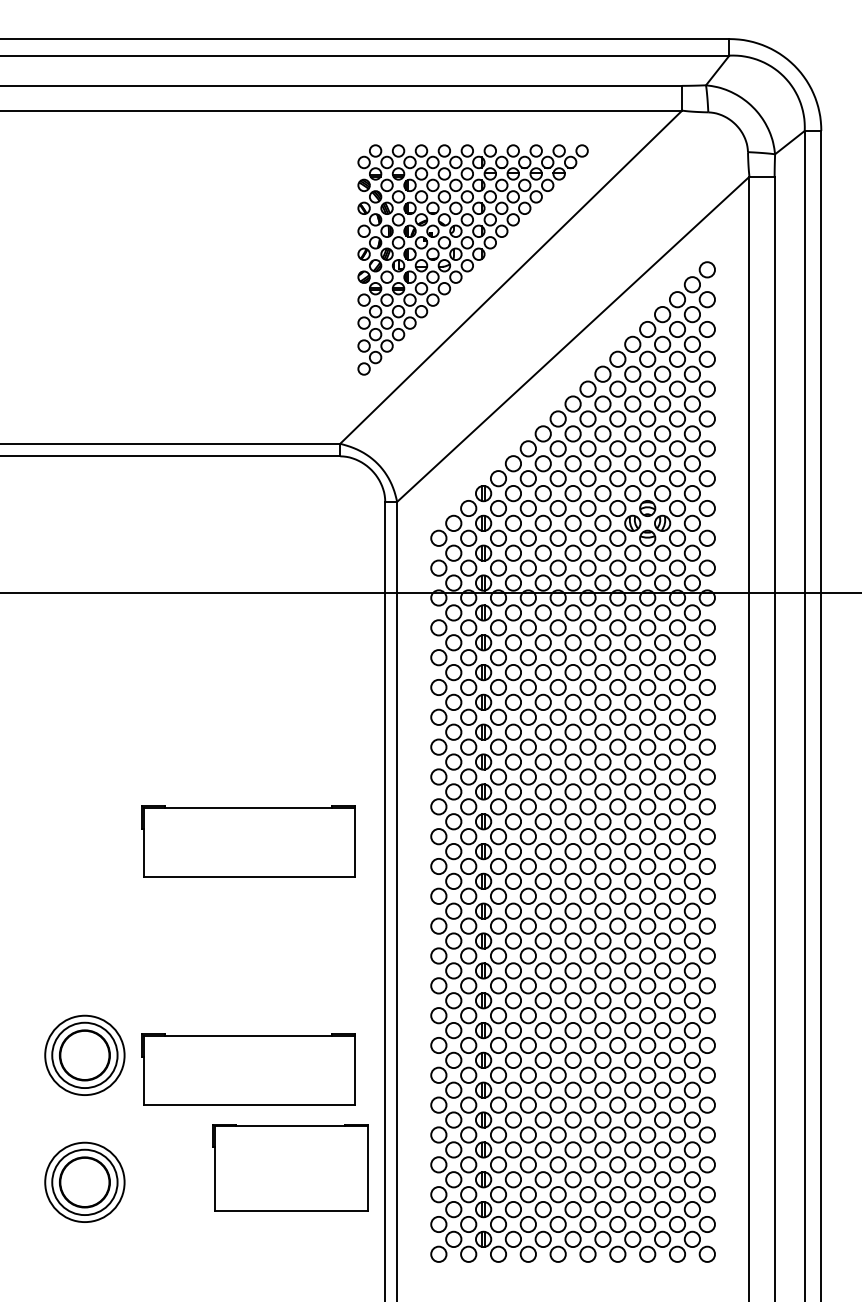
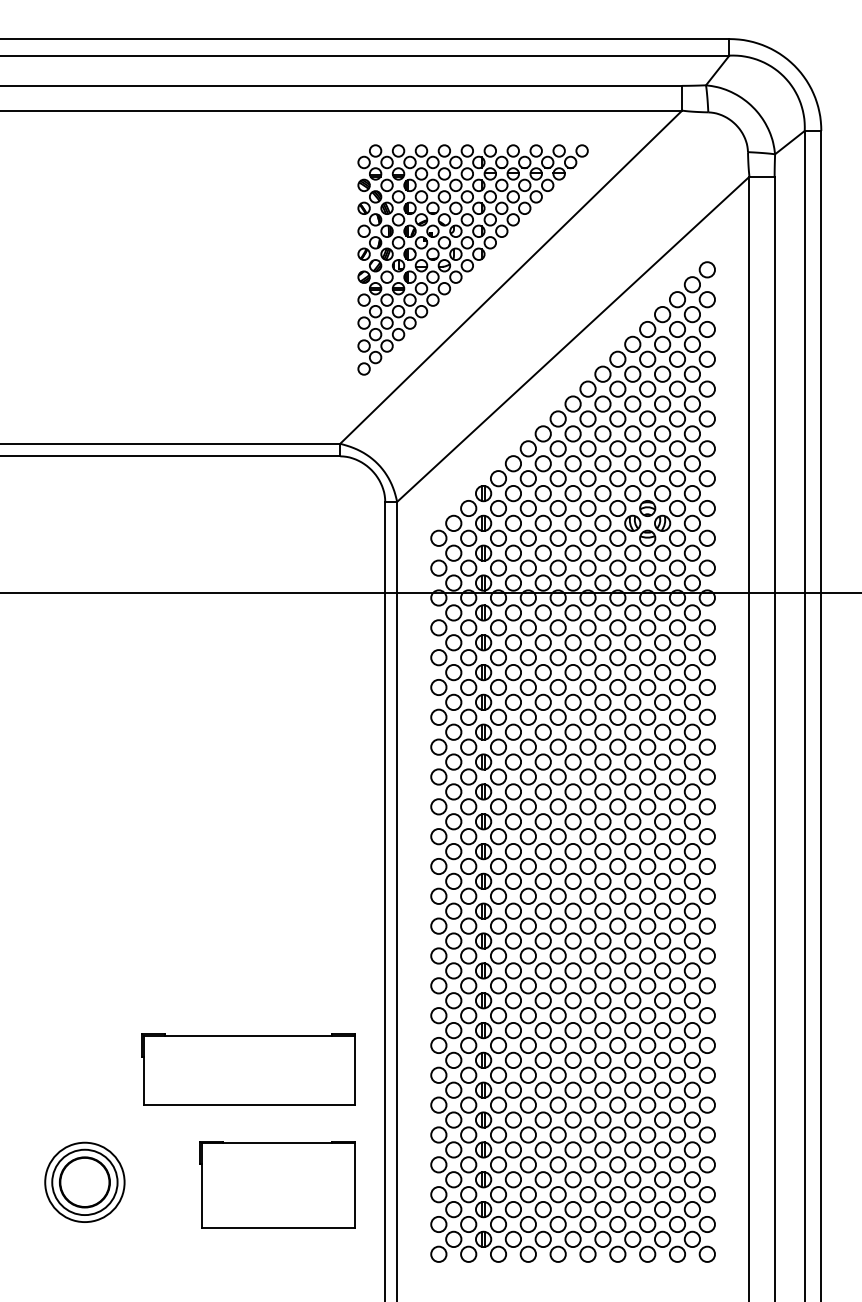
part: present -> none (248, 841)
part: present -> none (84, 1054)
part position: (290, 1167) -> (277, 1184) (277, 1184)
